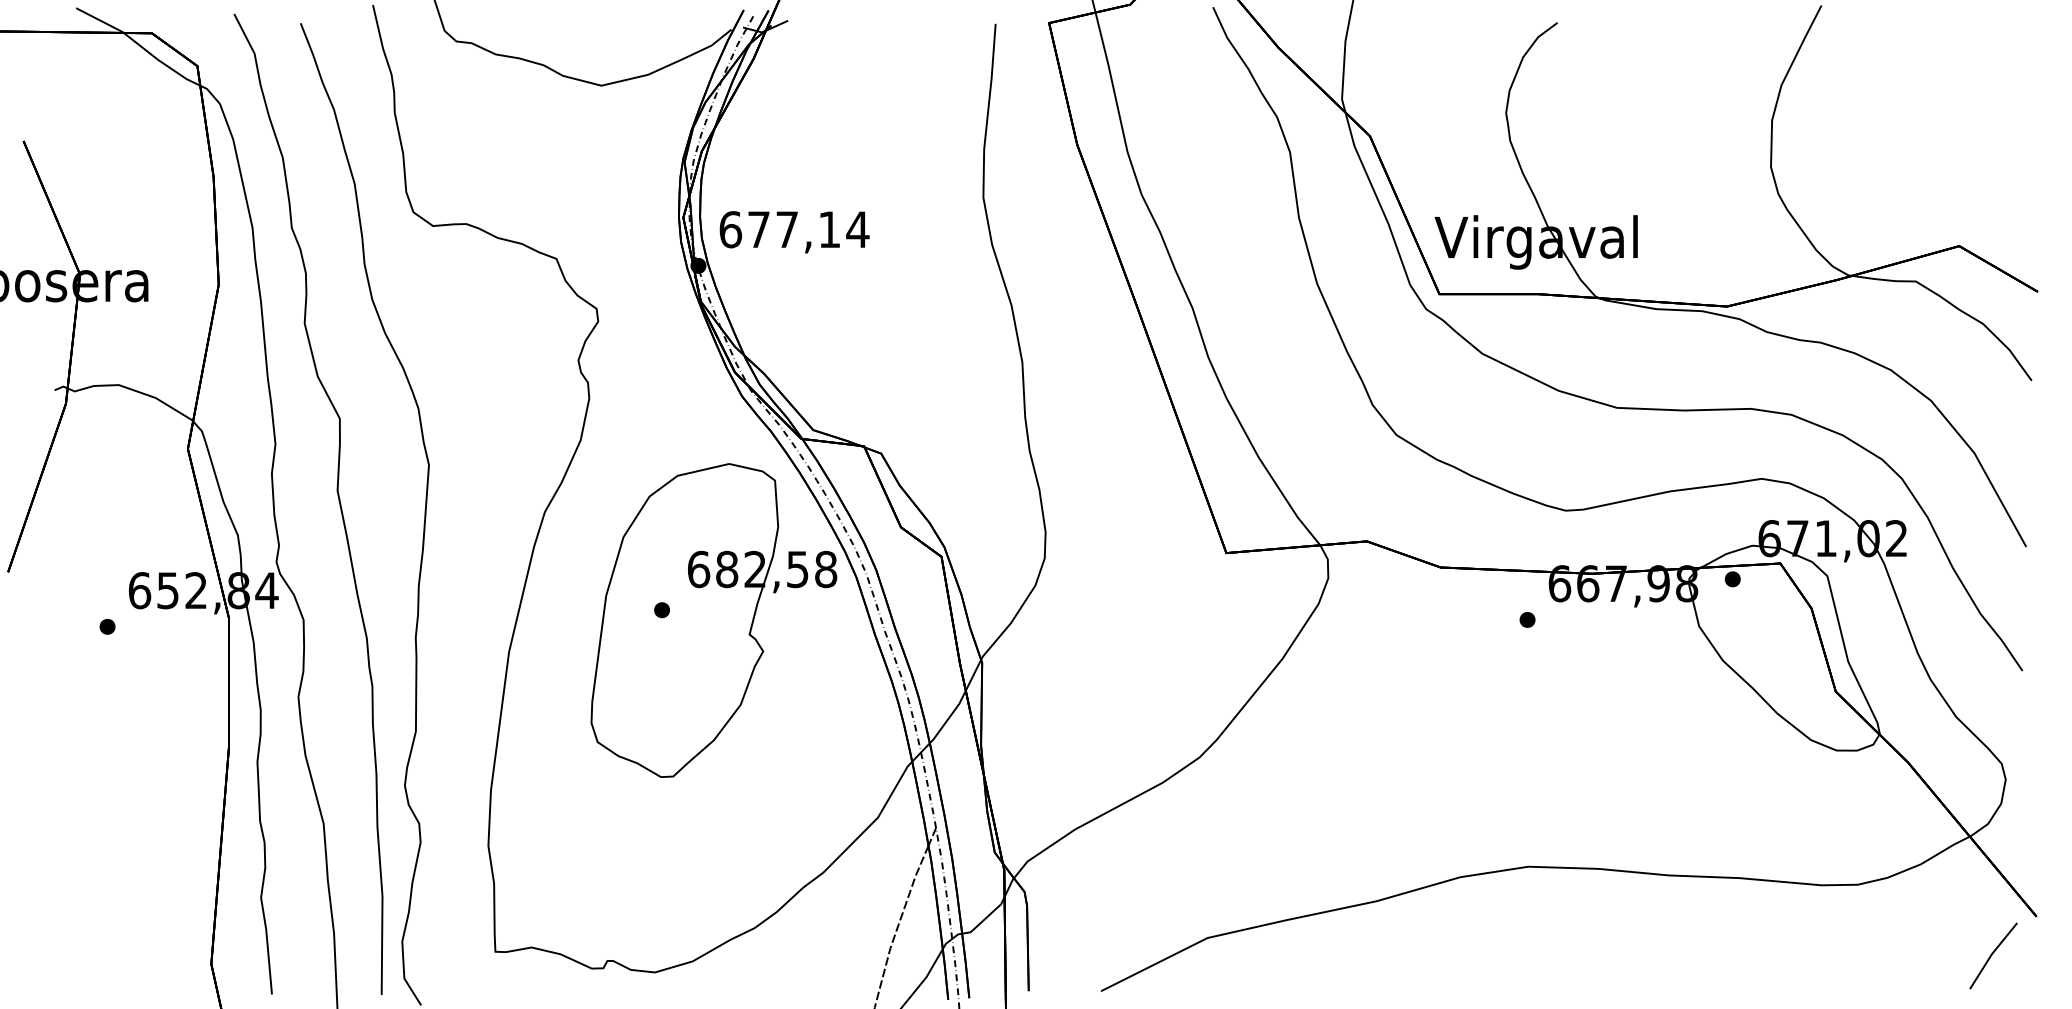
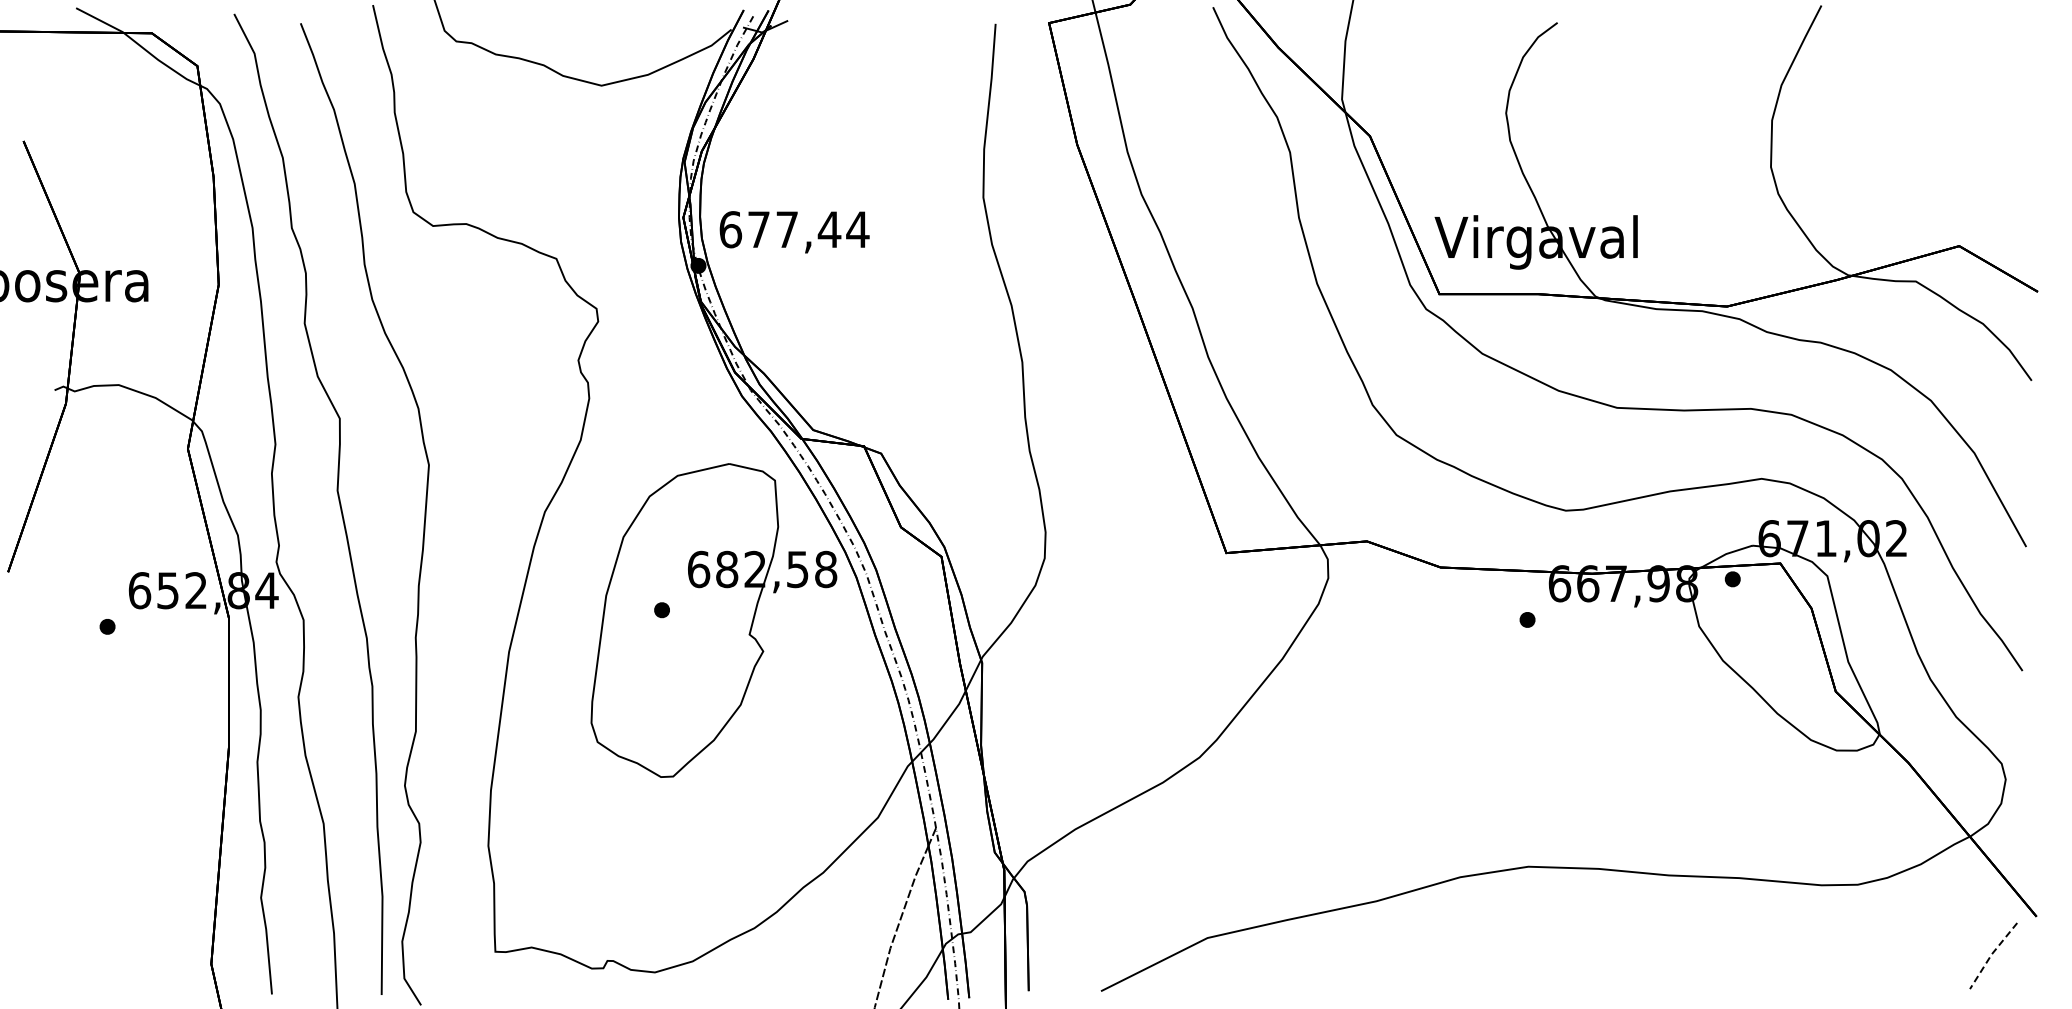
text: 677,14 -> 677,44 (829, 229)
line: solid -> dashed (1991, 954)
